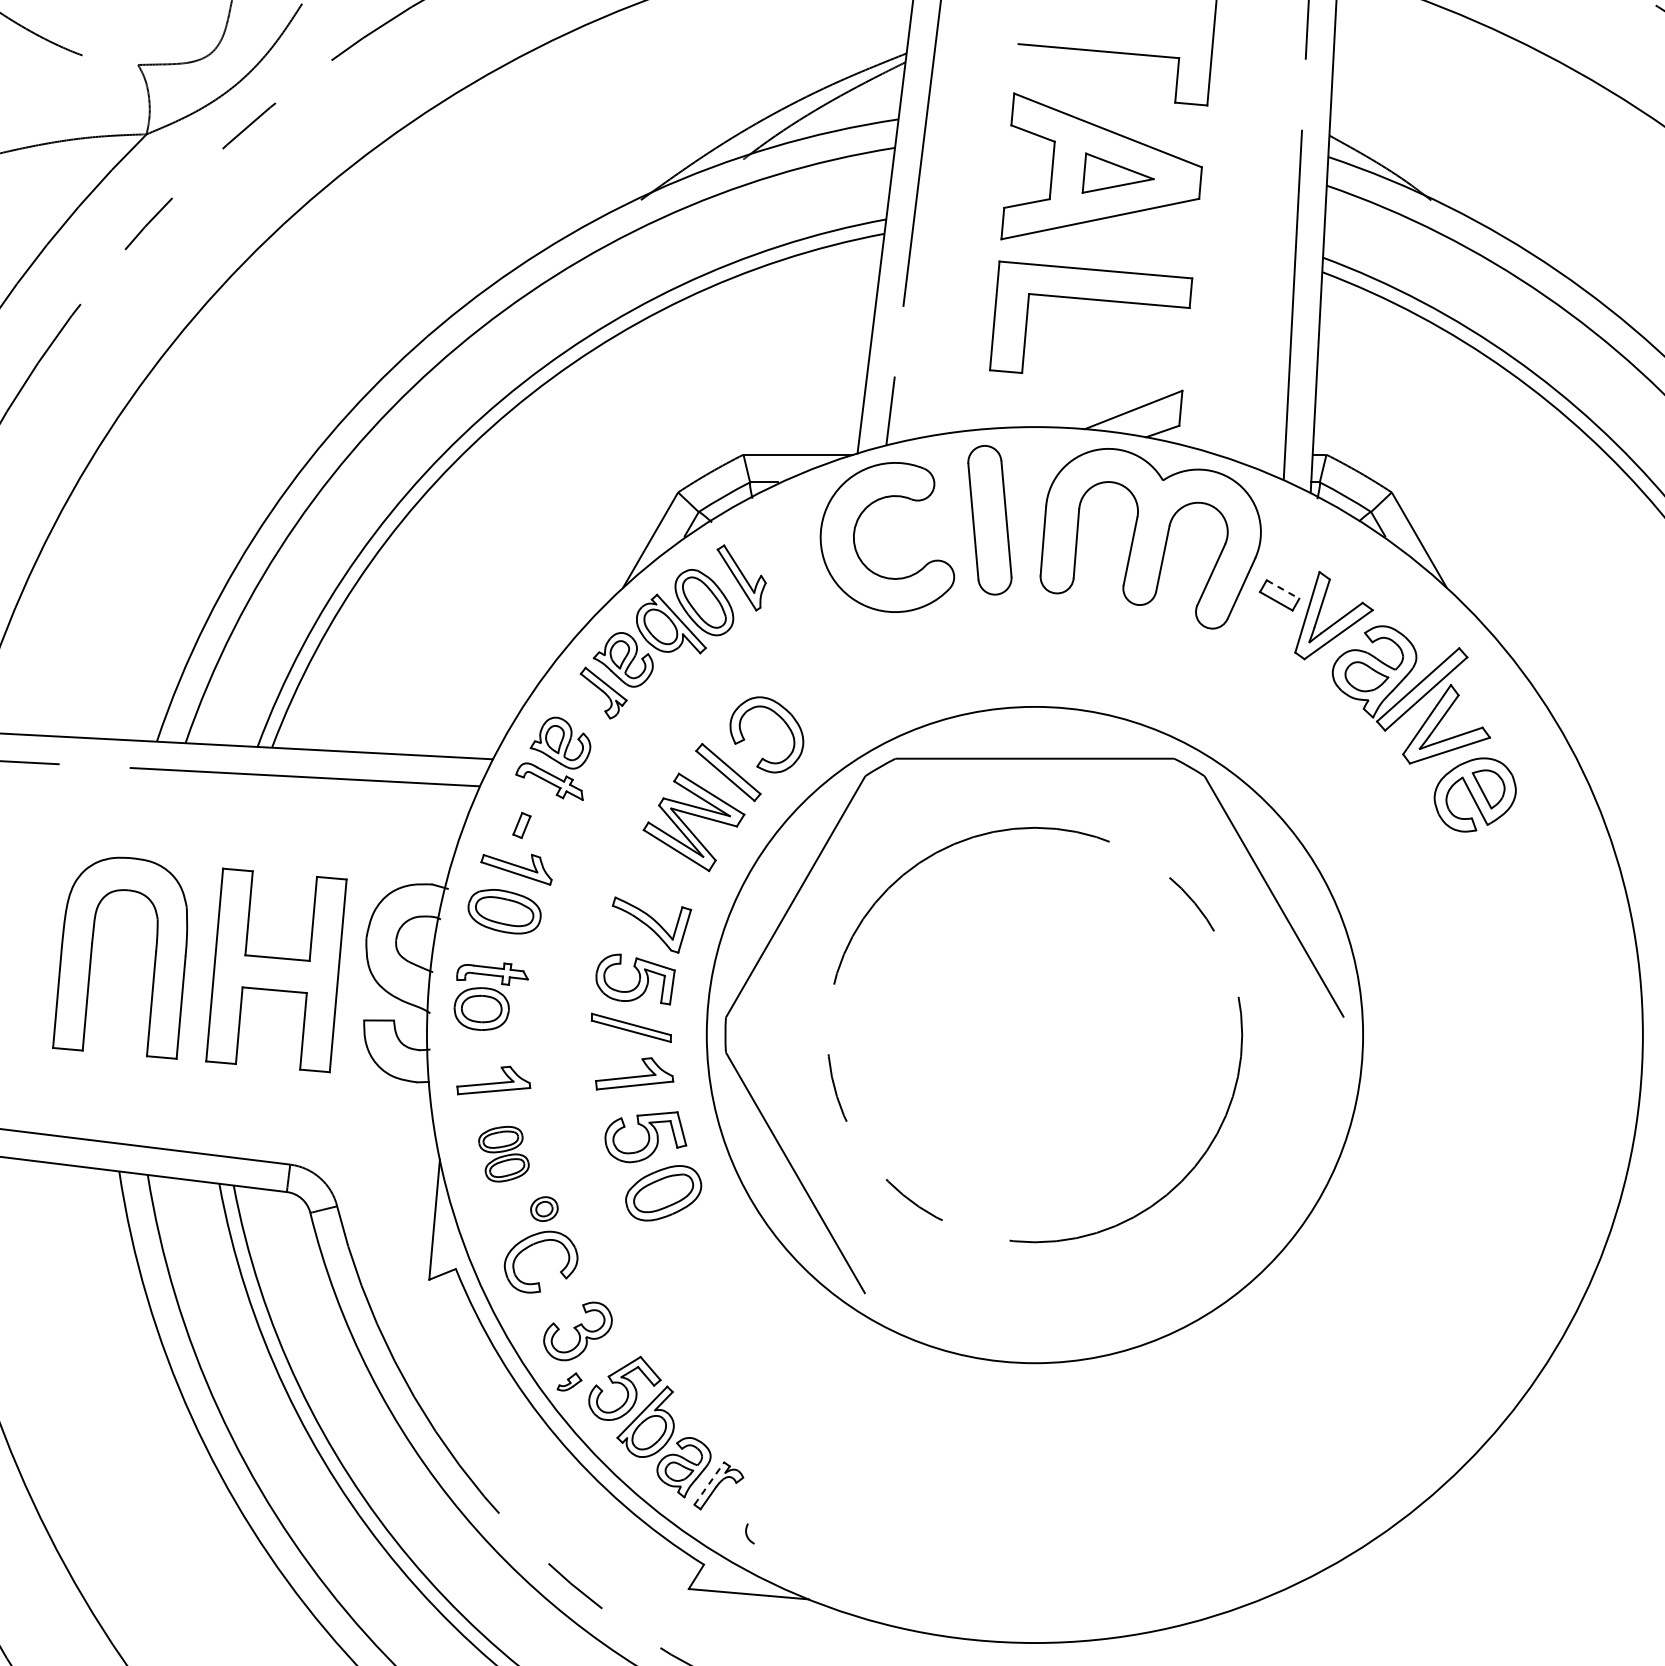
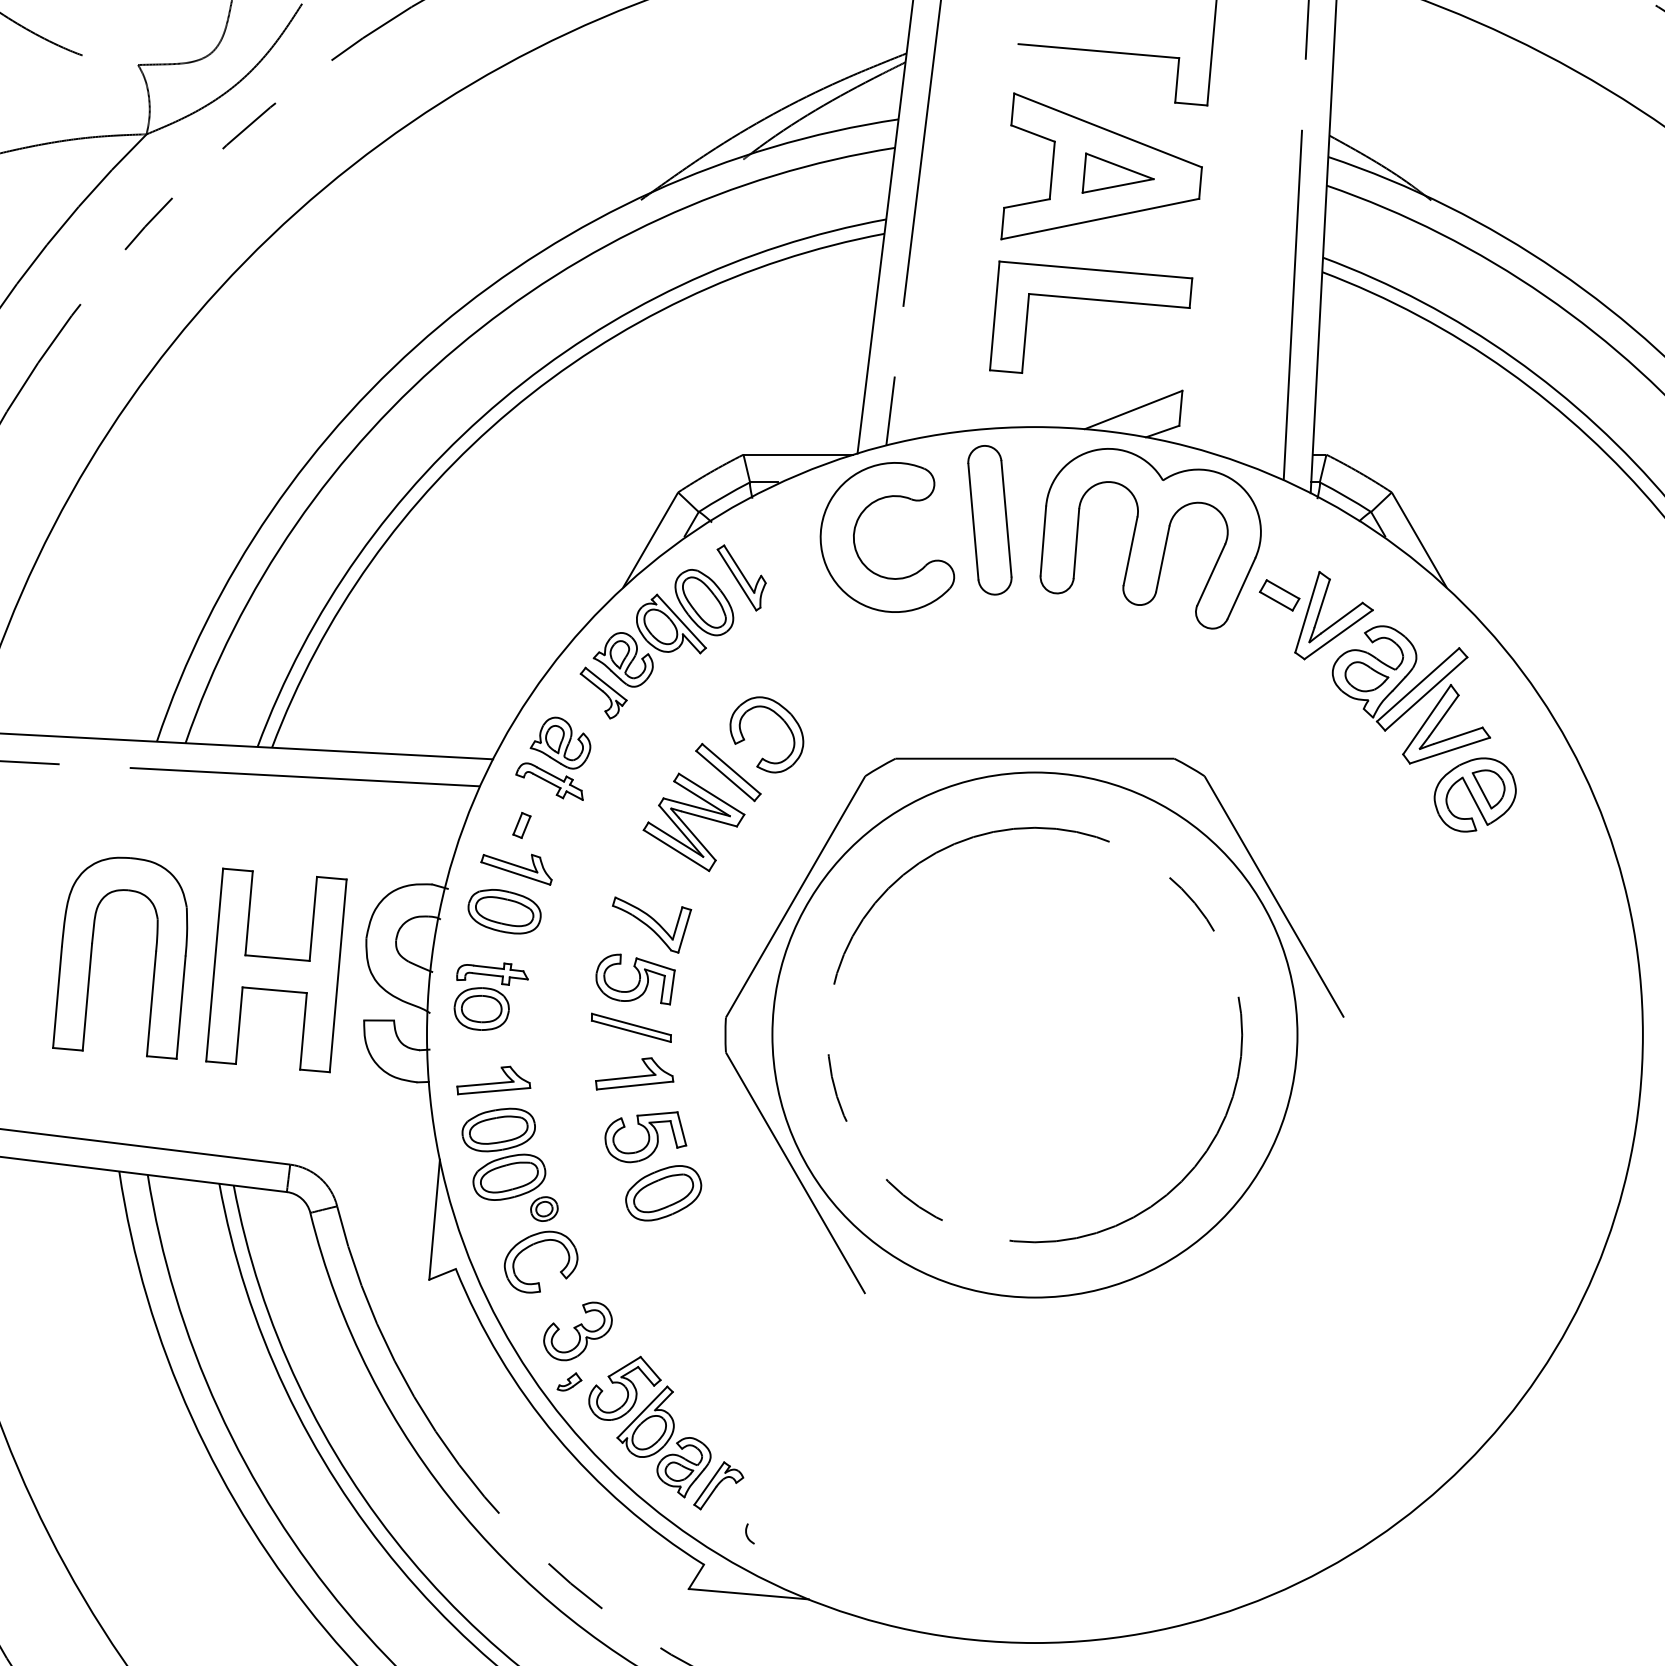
line: dashed -> solid (1283, 589)
circle diameter: 656 px -> 525 px (1034, 1034)
part size: 52x57 px -> 86x94 px (503, 1153)
line: dashed -> solid (709, 1483)
